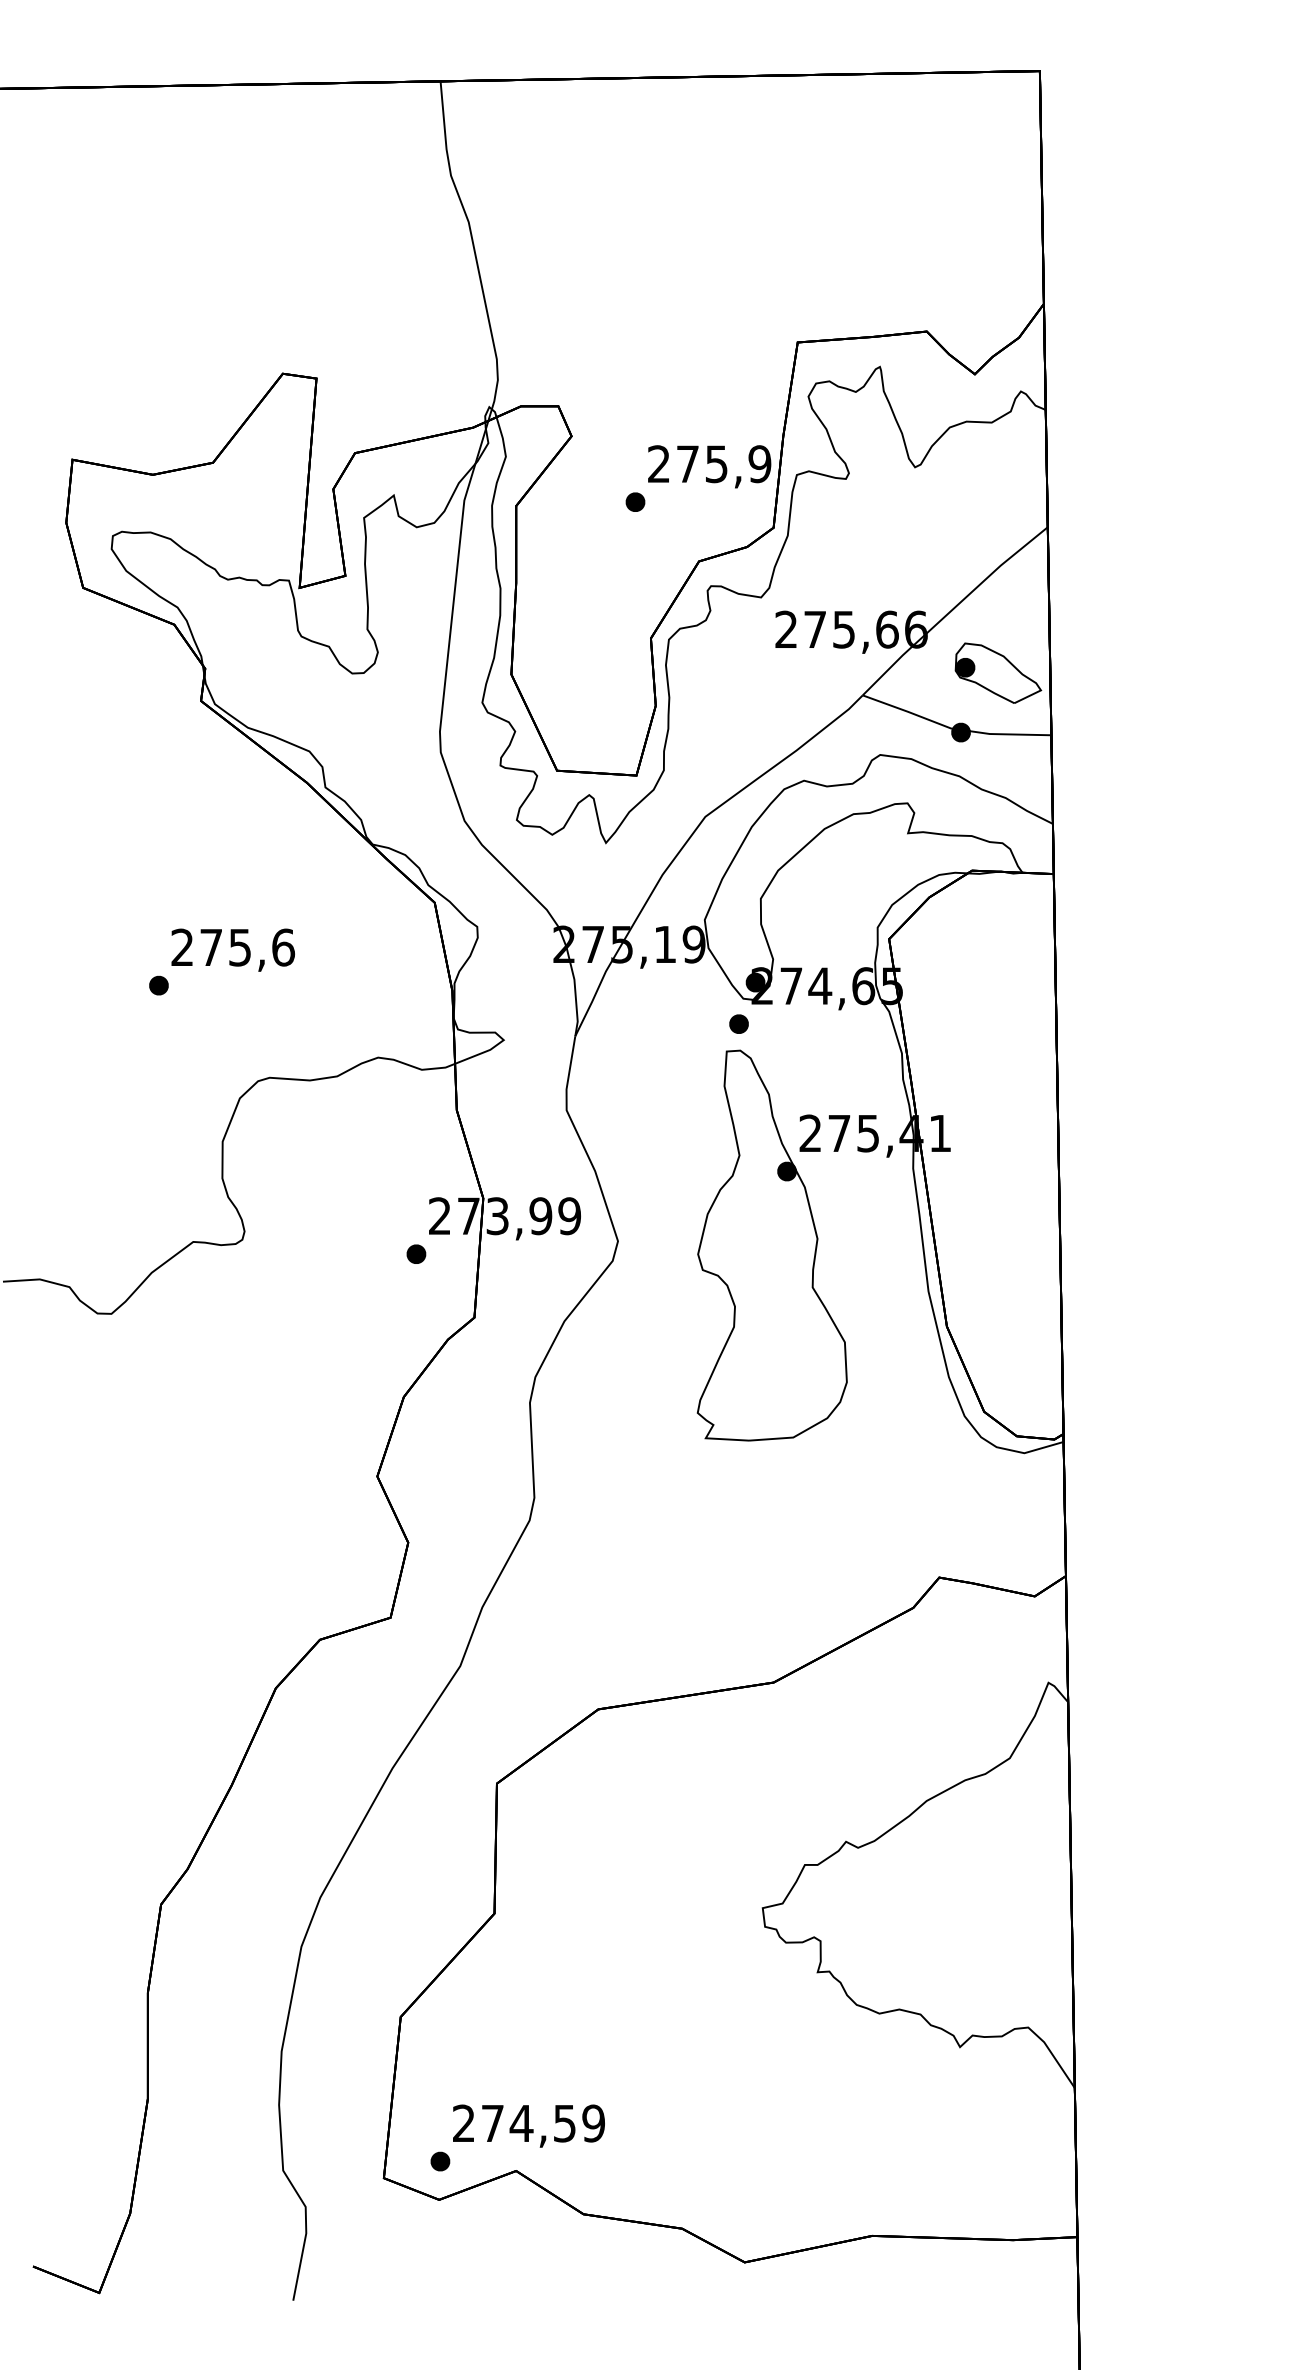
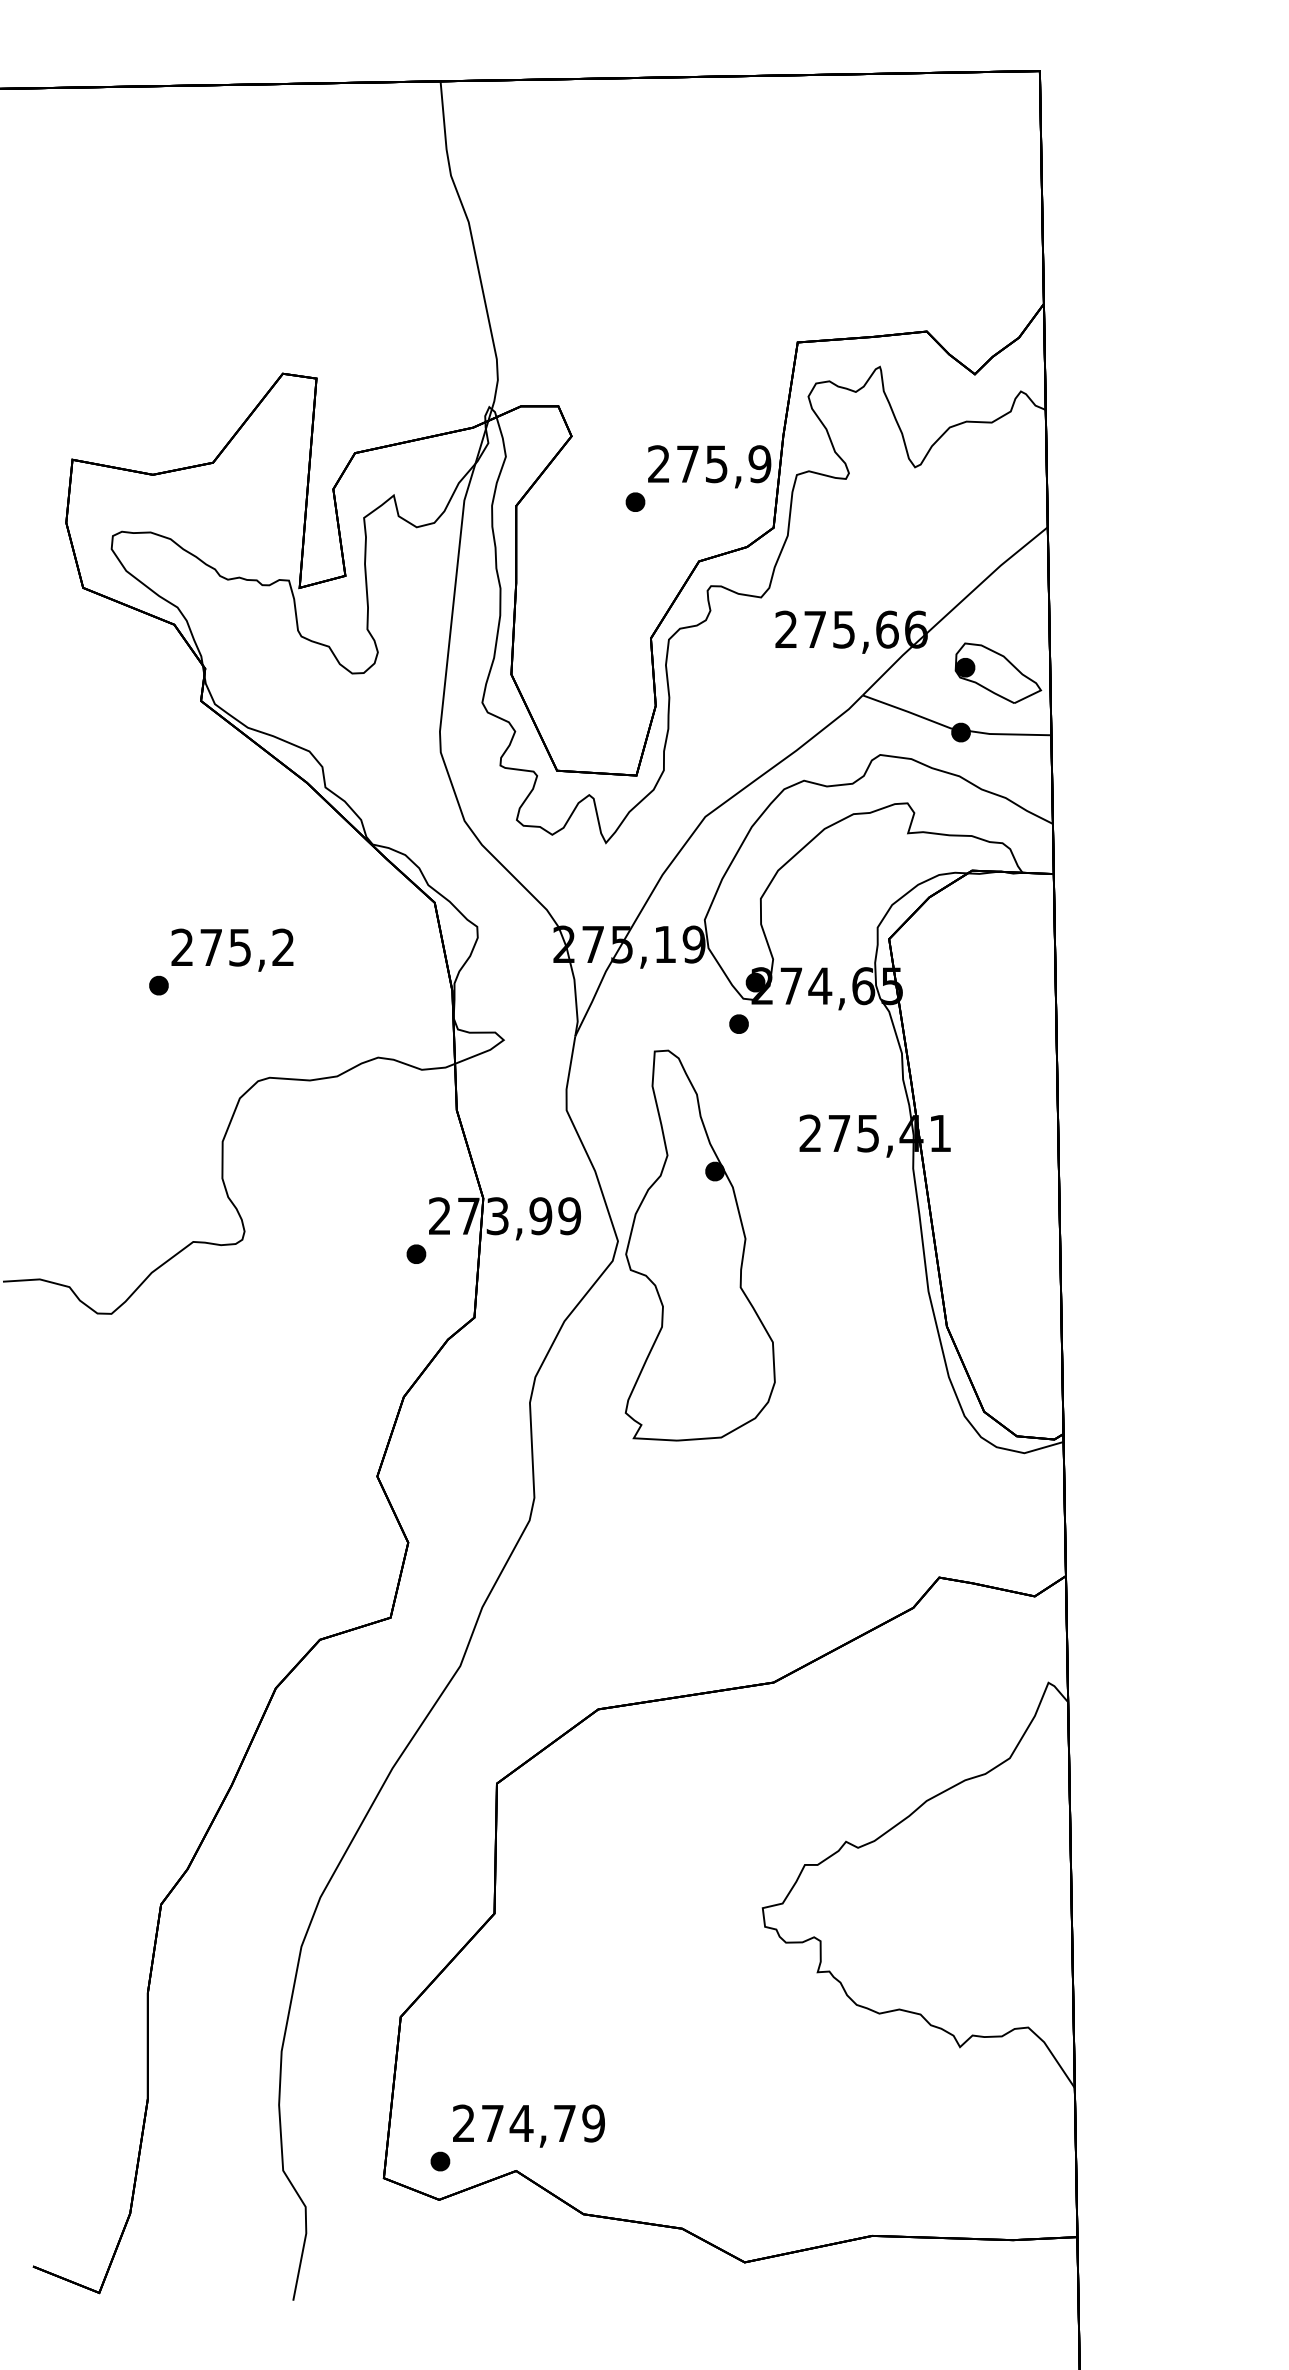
text: 275,6 -> 275,2 (283, 947)
part position: (771, 1245) -> (699, 1245) (699, 1245)
text: 274,59 -> 274,79 (564, 2123)
